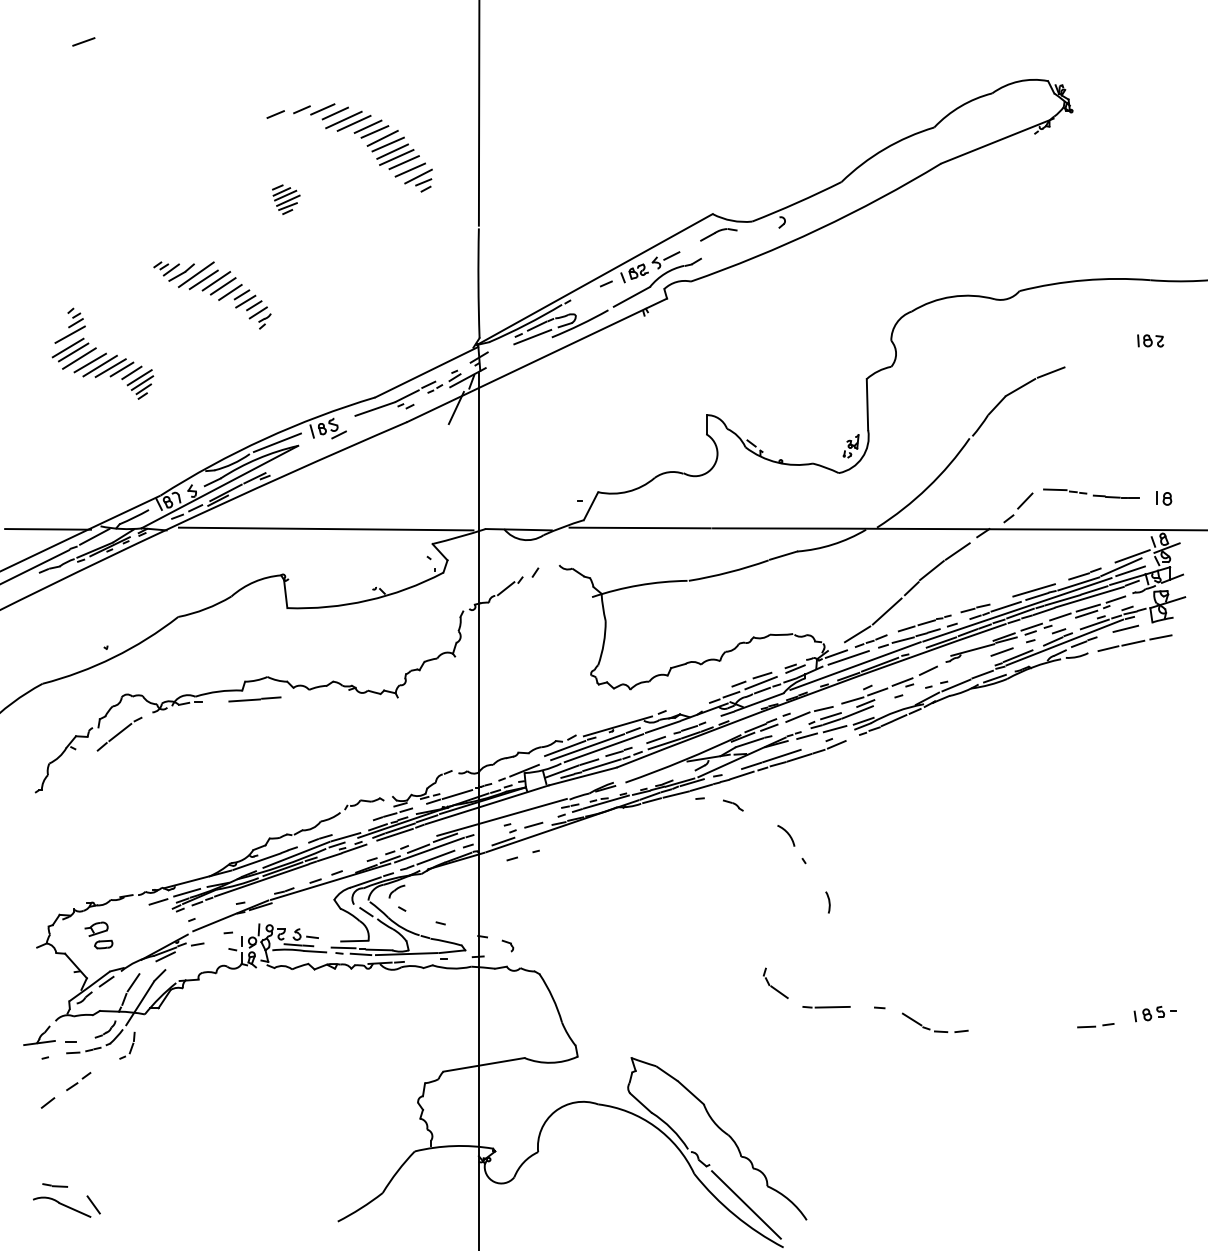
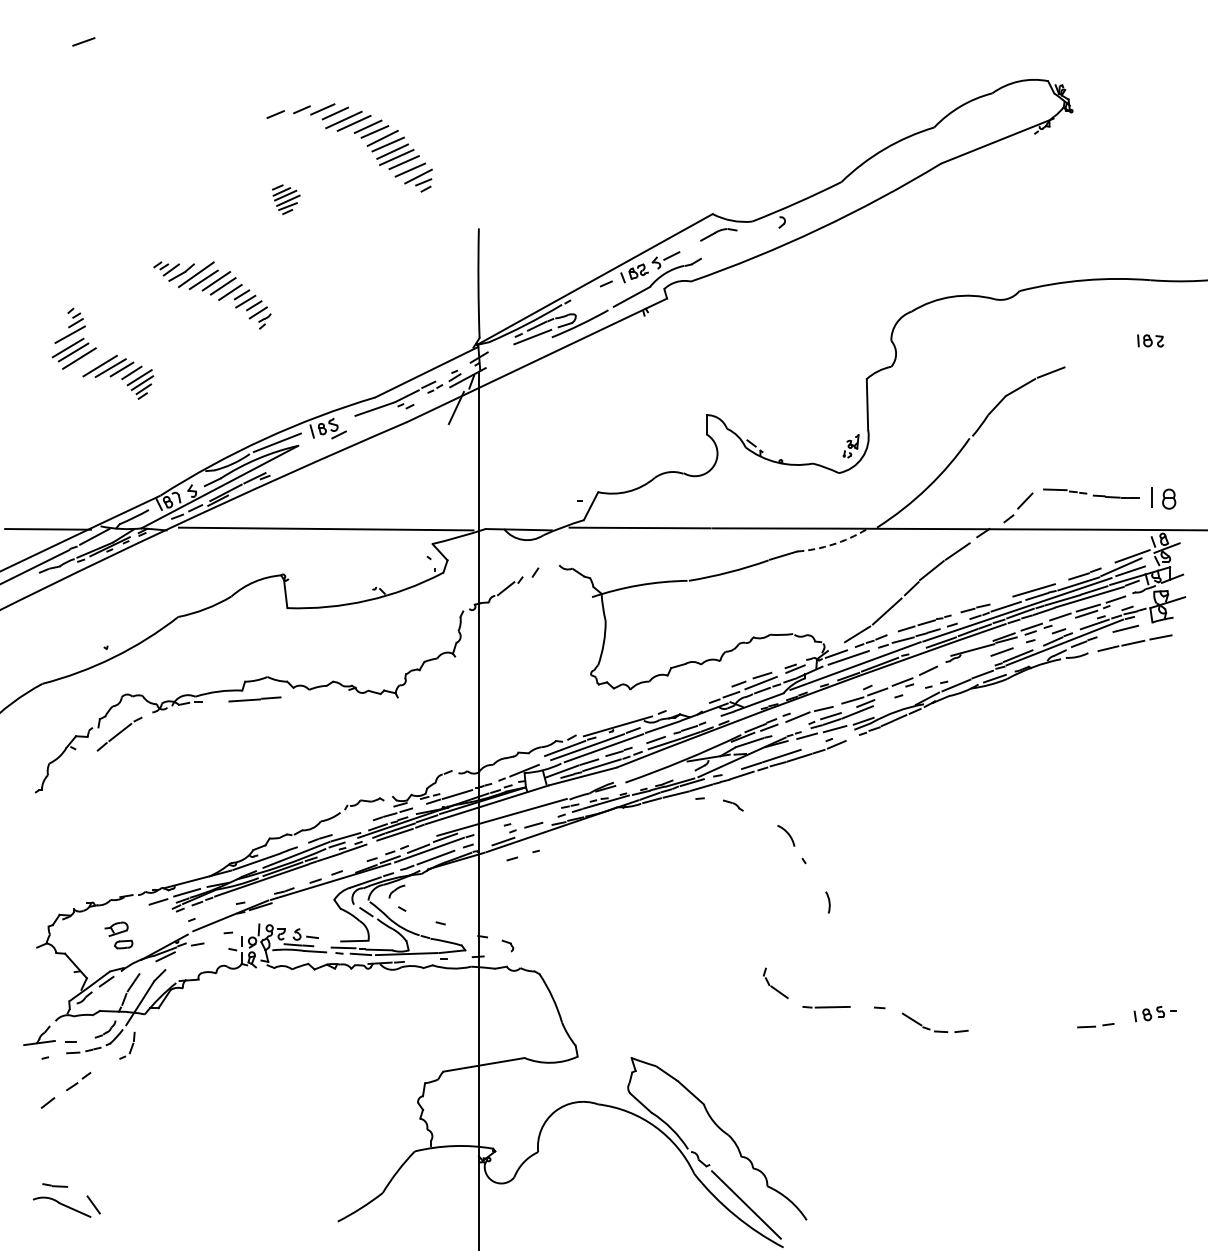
line: present -> none (478, 113)
line: present -> none (90, 362)
part size: 17x15 px -> 26x23 px (1163, 498)
arc: solid -> dashed (832, 544)
part position: (98, 935) -> (118, 935) (118, 935)
